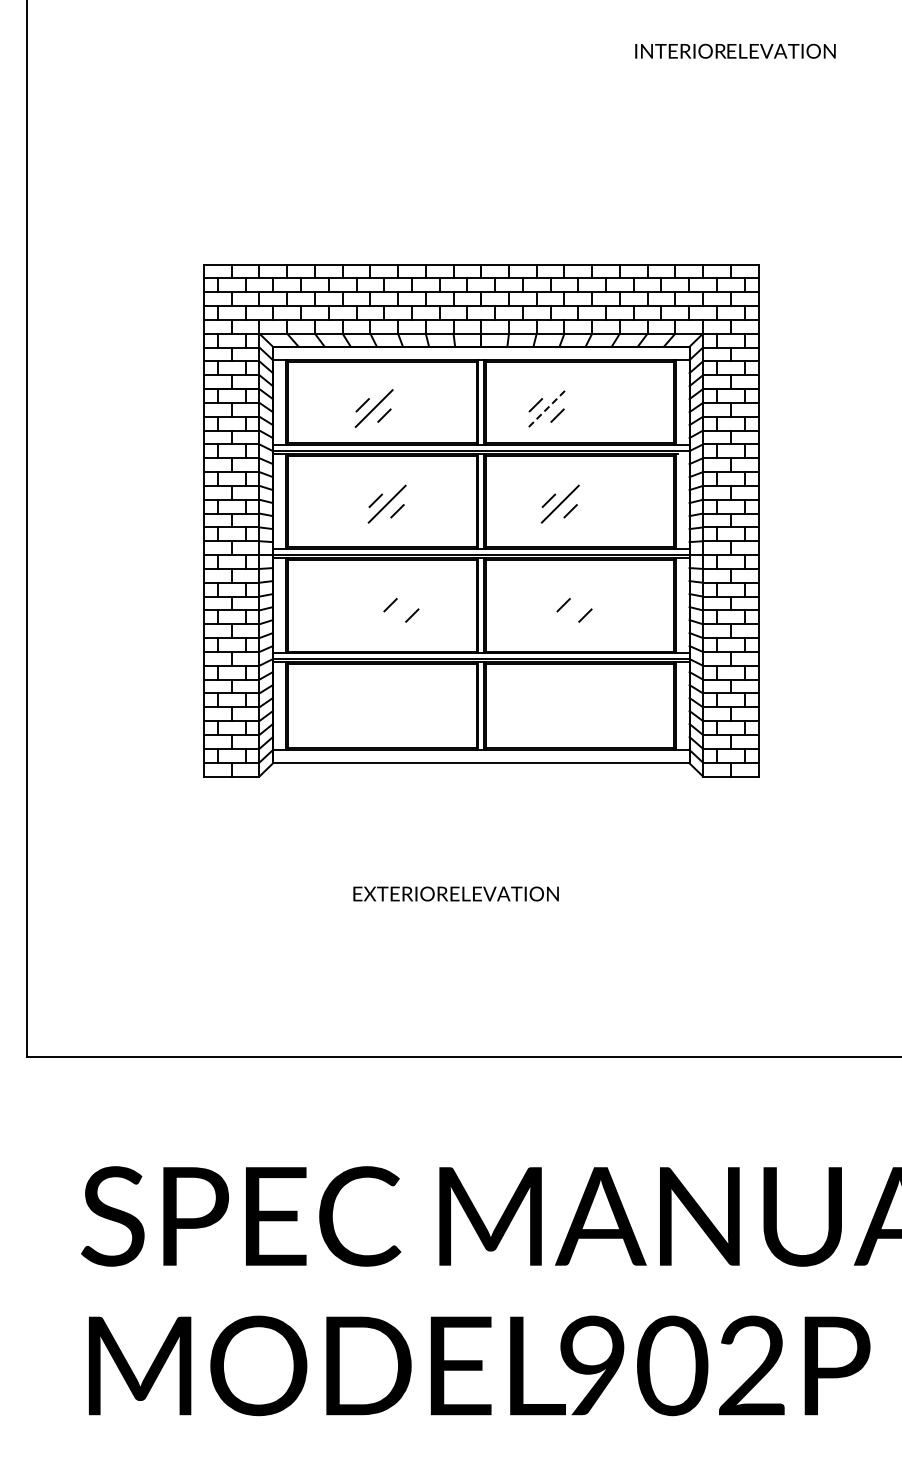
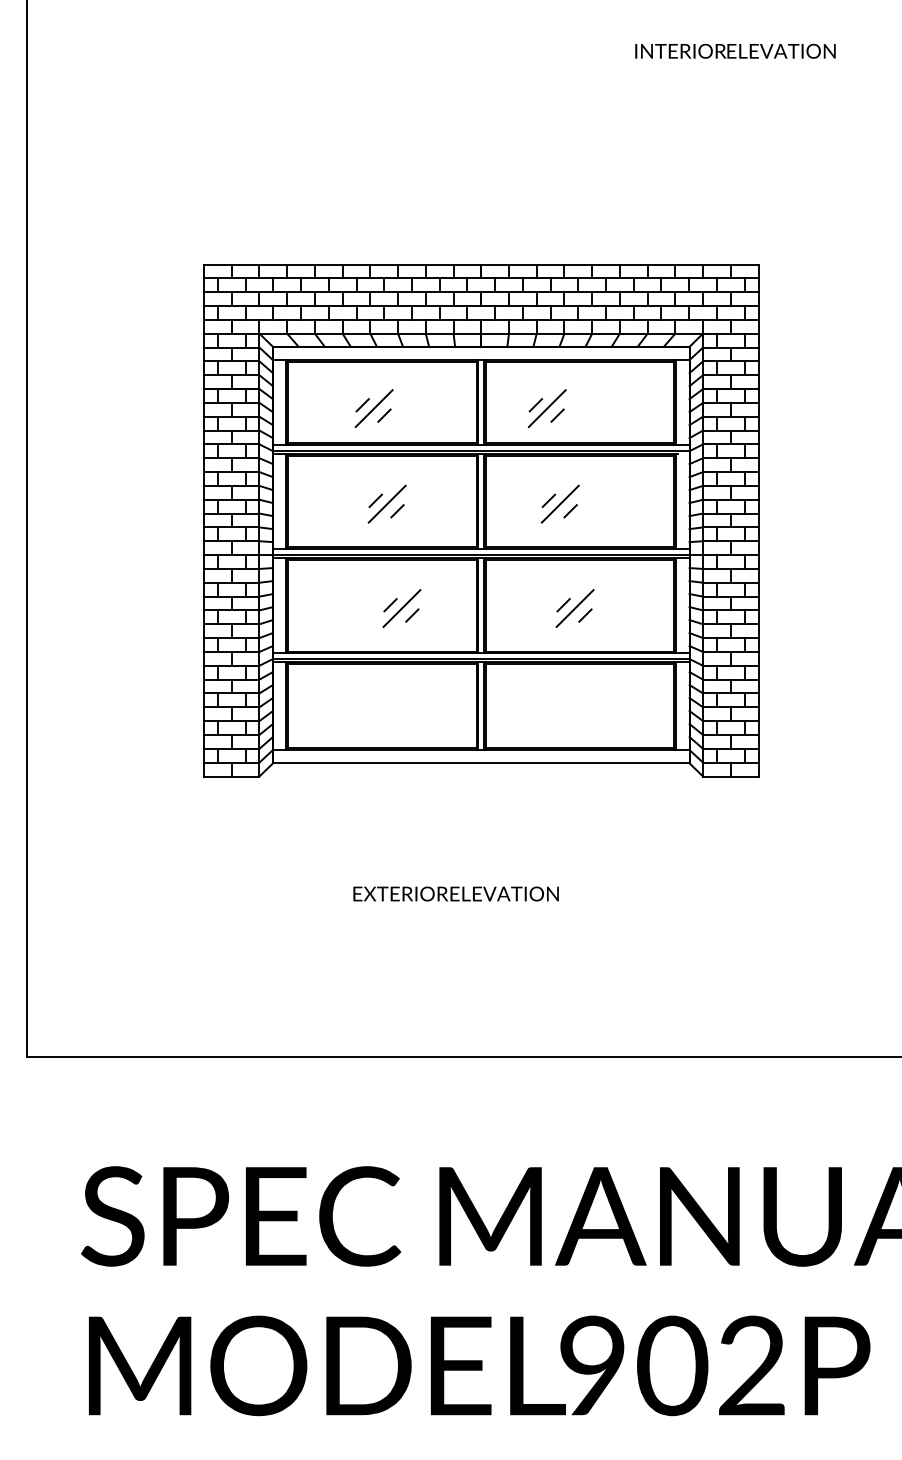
line: dashed -> solid (547, 408)
line: none -> present (401, 608)
line: none -> present (574, 608)
